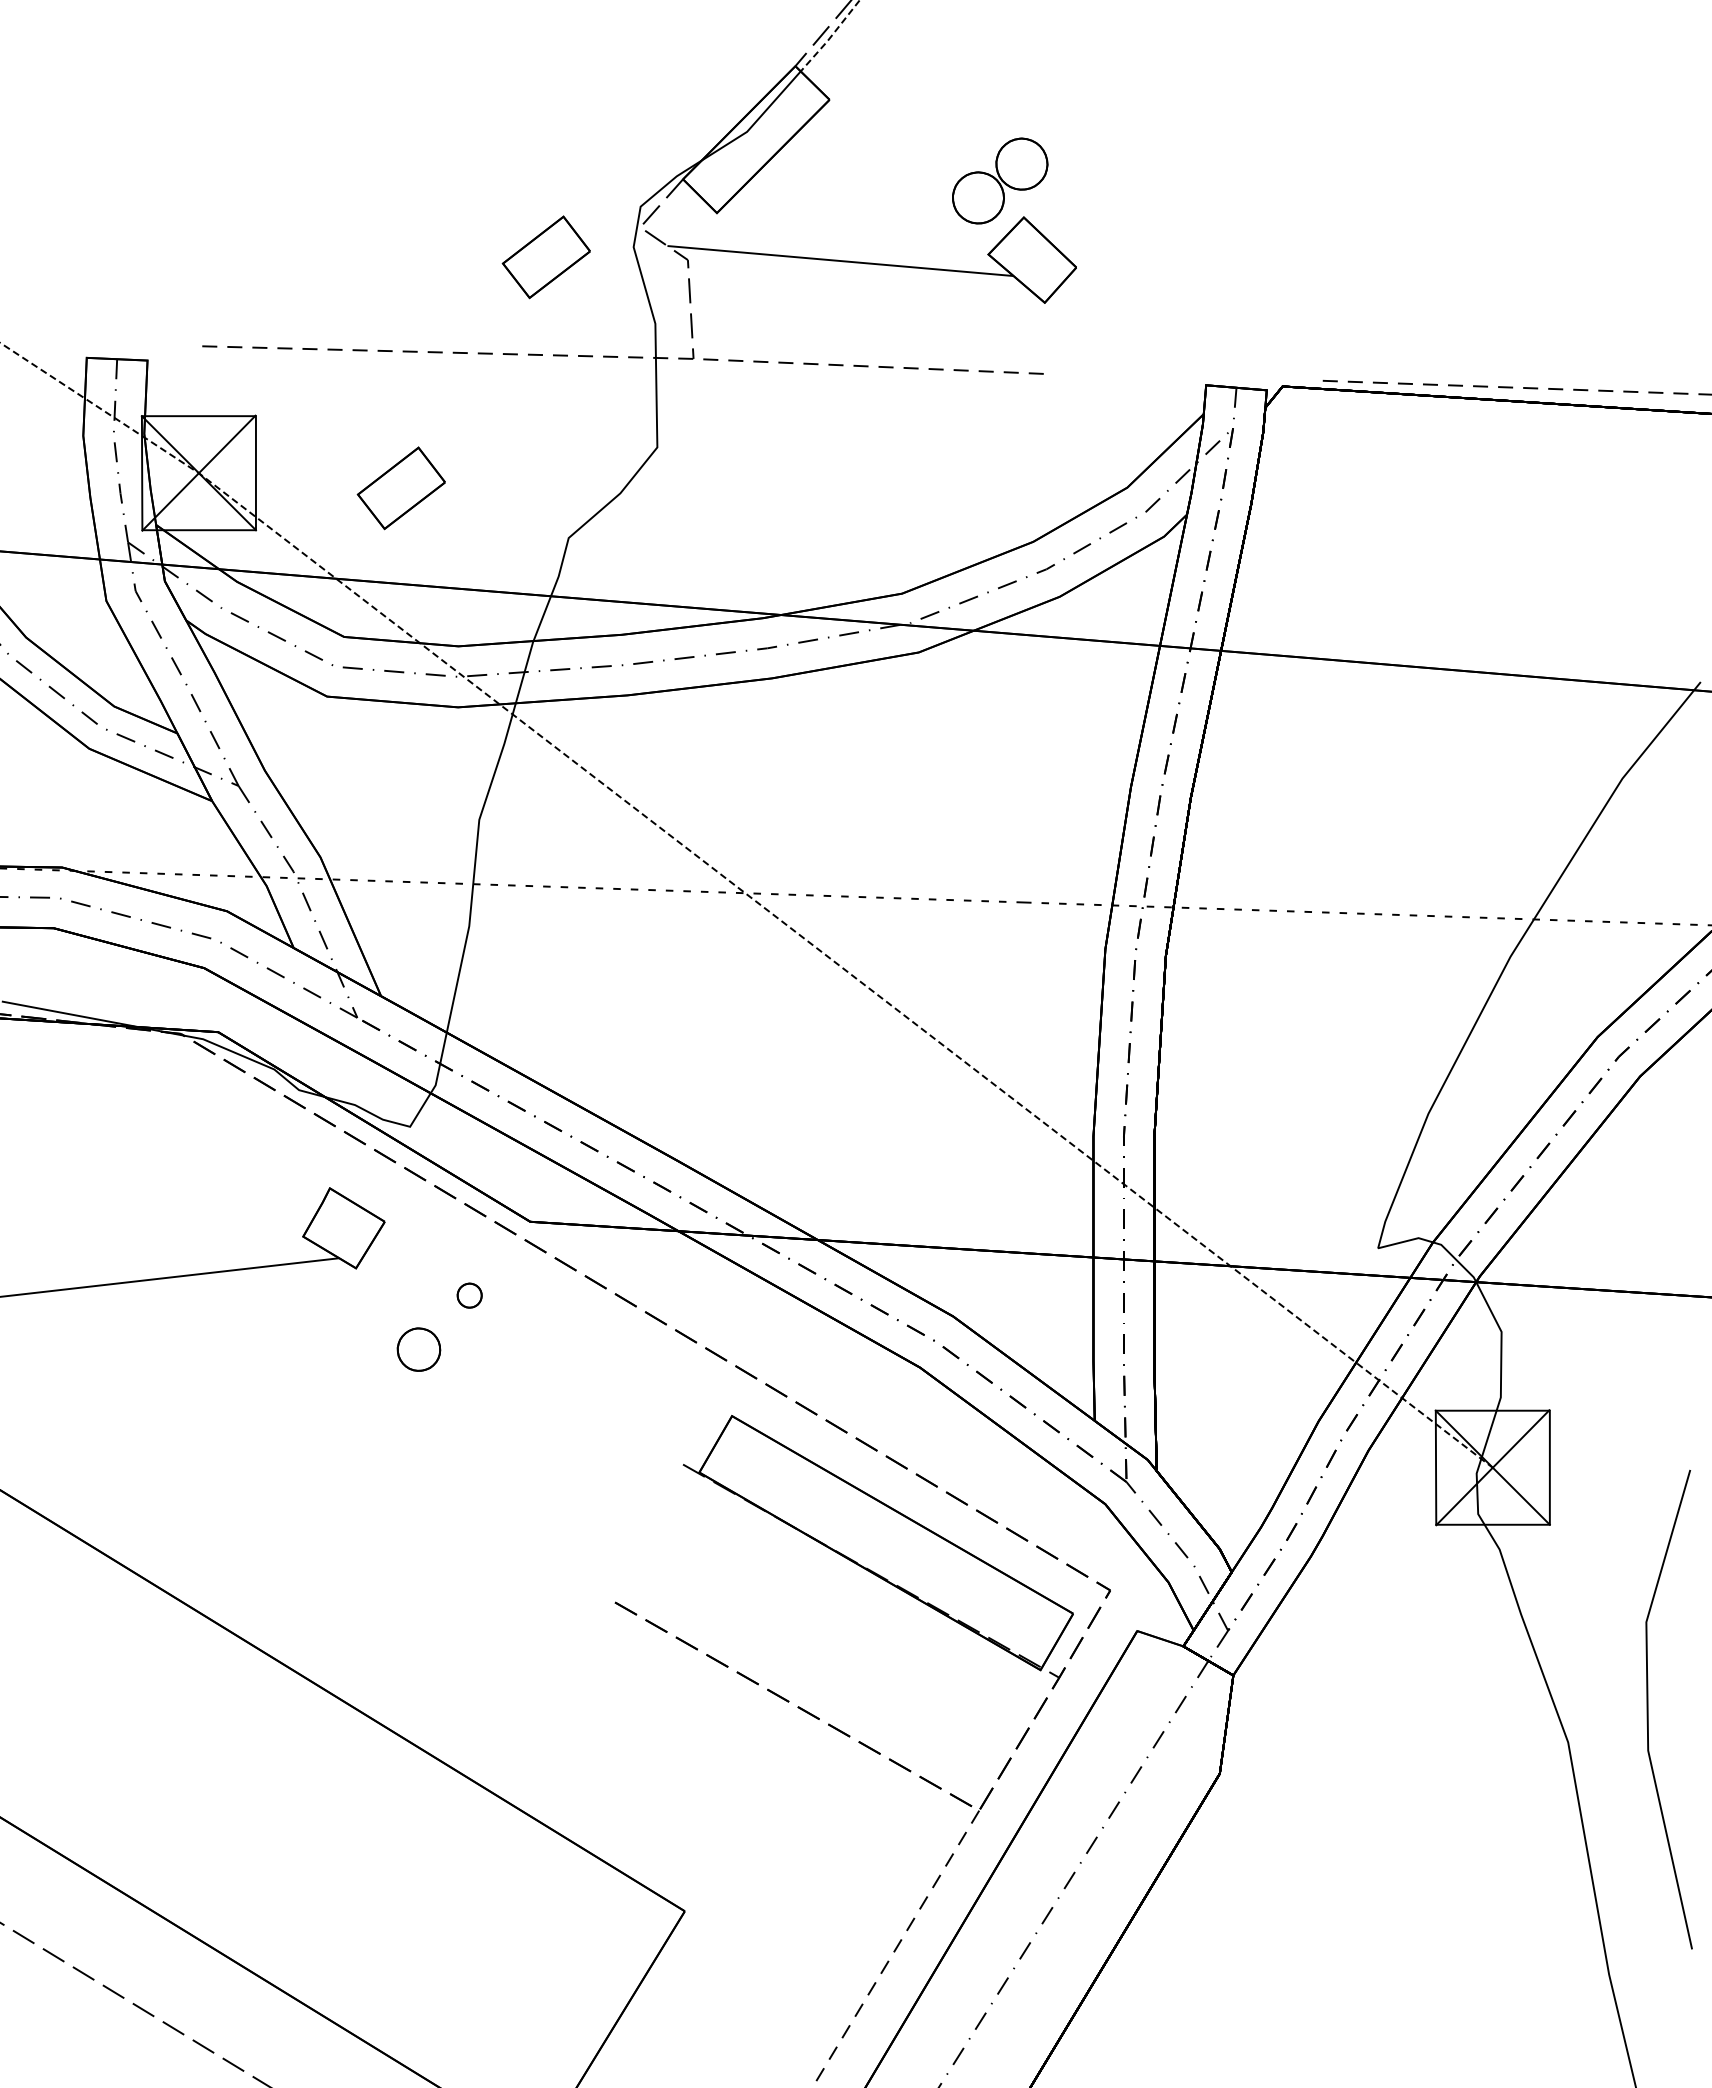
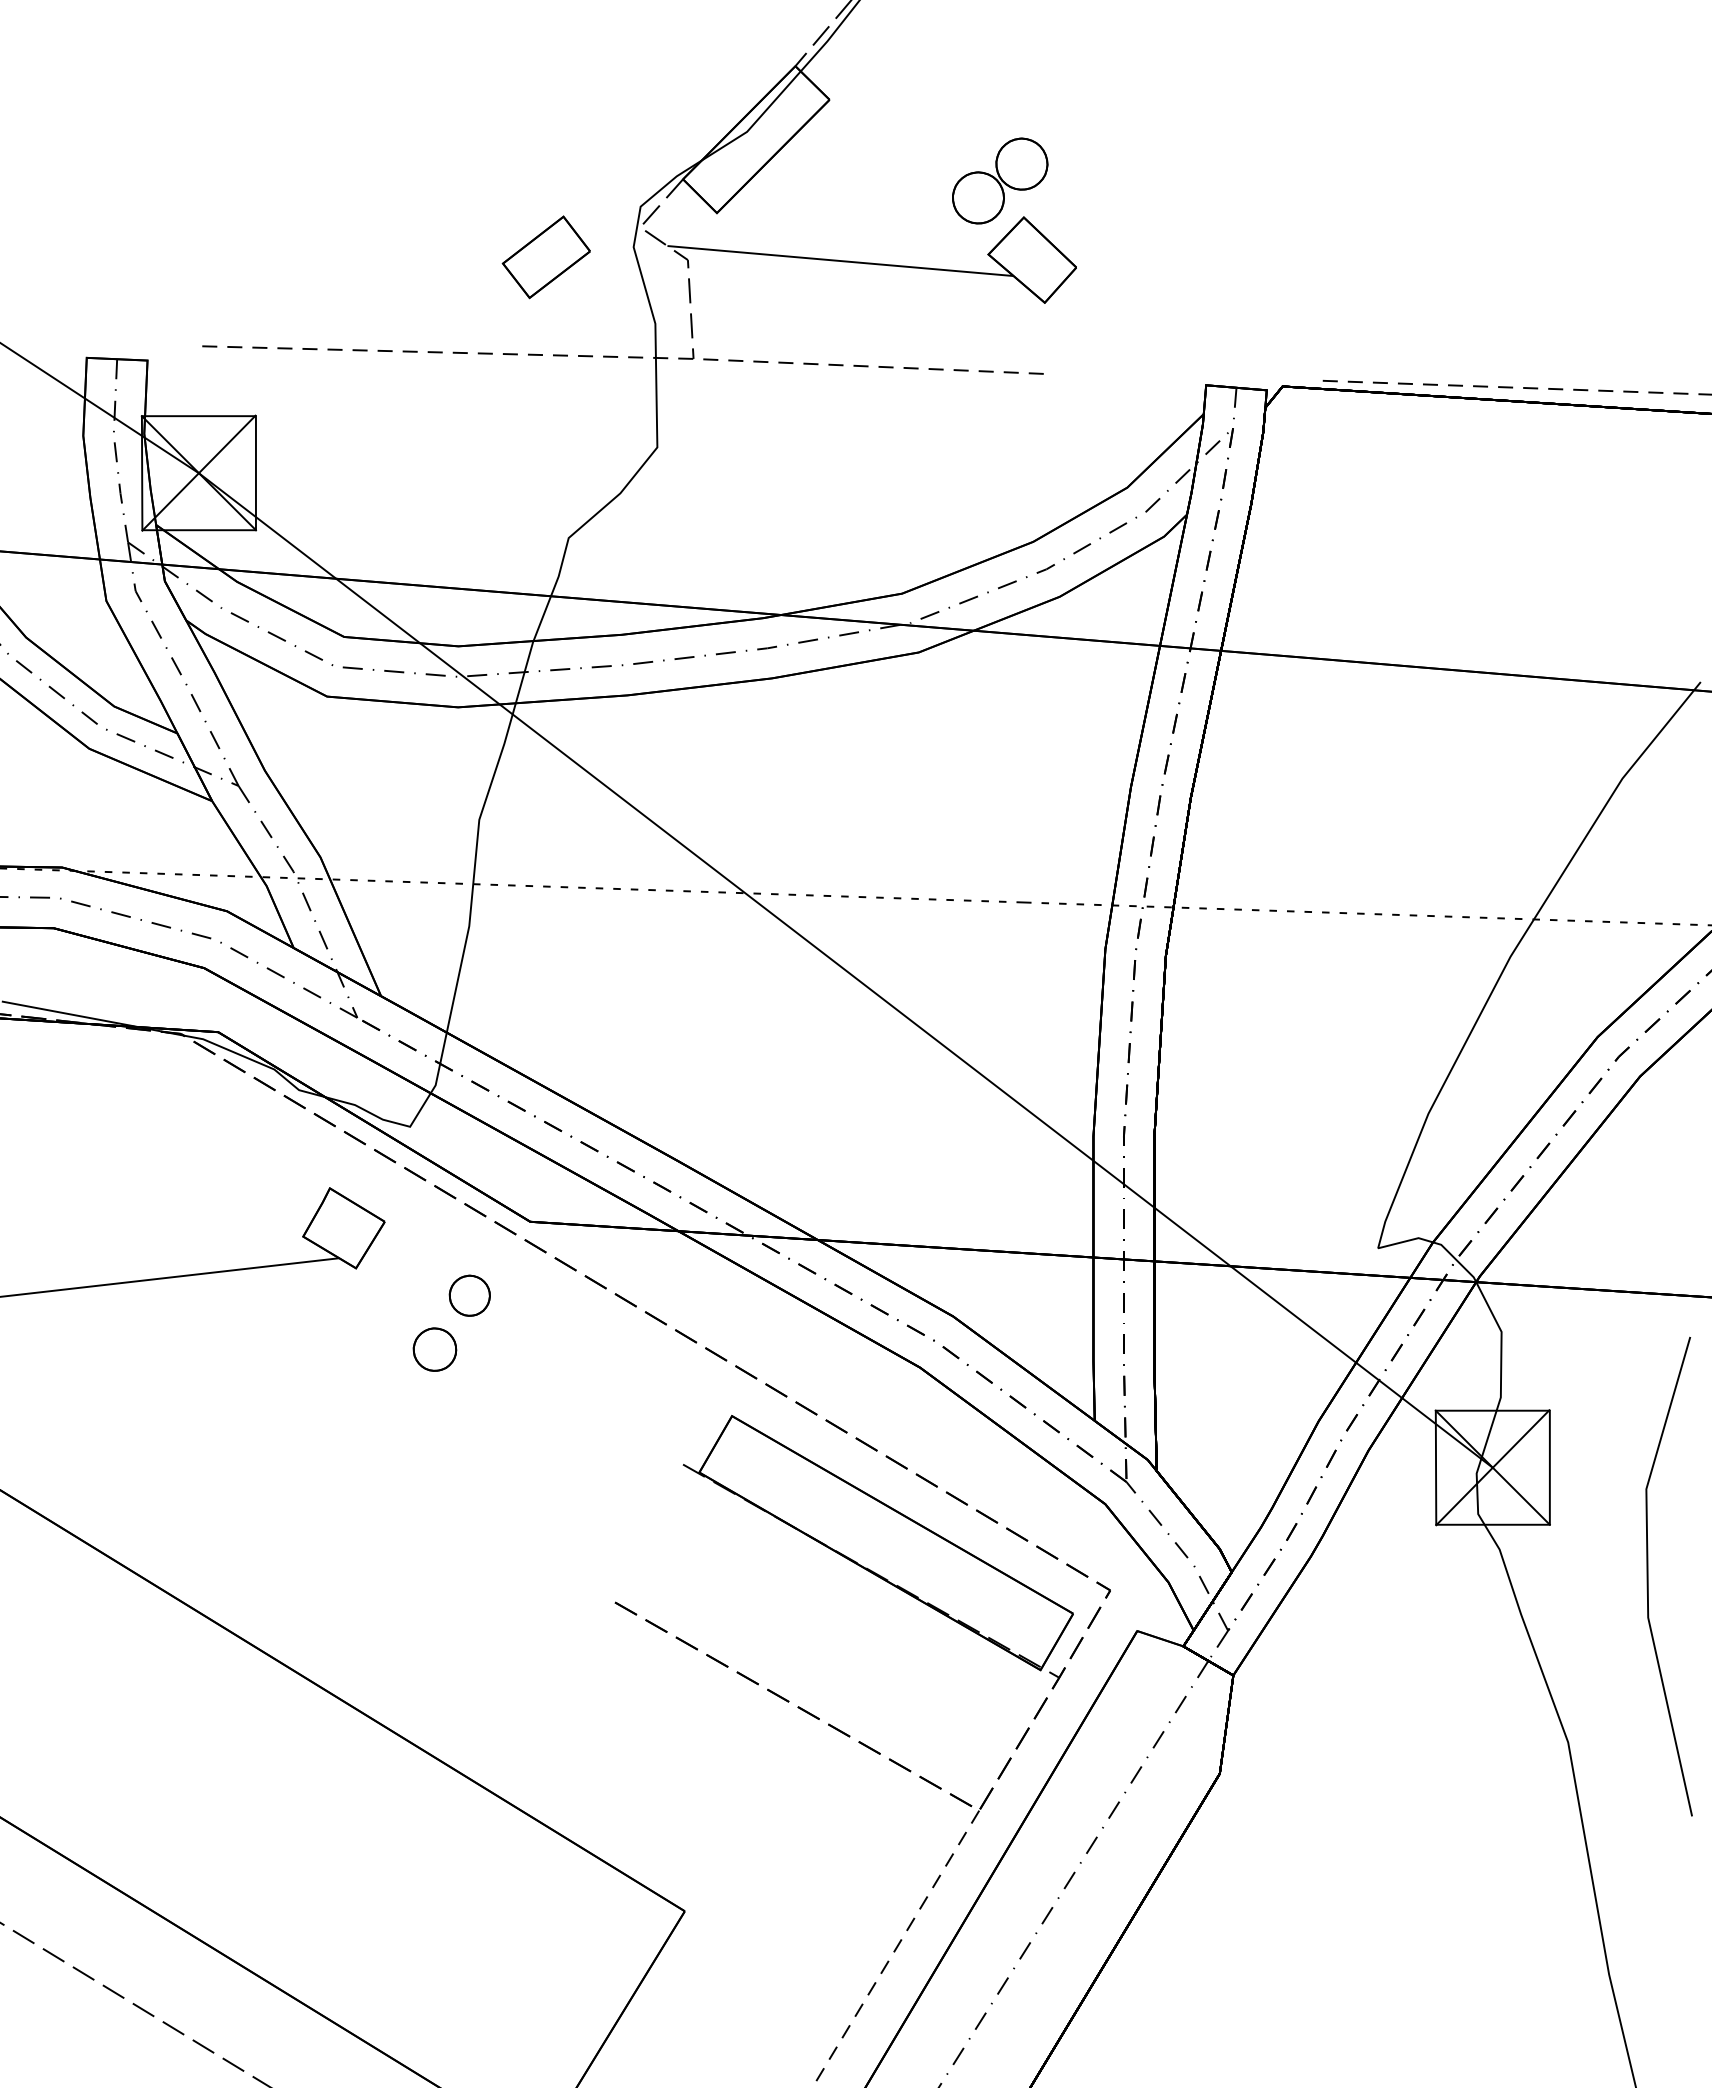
line: dashed -> solid (830, 37)
part: present -> none (400, 488)
line: dashed -> solid (751, 898)
part size: 27x27 px -> 43x43 px (469, 1295)
part position: (418, 1349) -> (434, 1349) (434, 1349)
line position: (1648, 1709) -> (1648, 1576) (1648, 1576)
